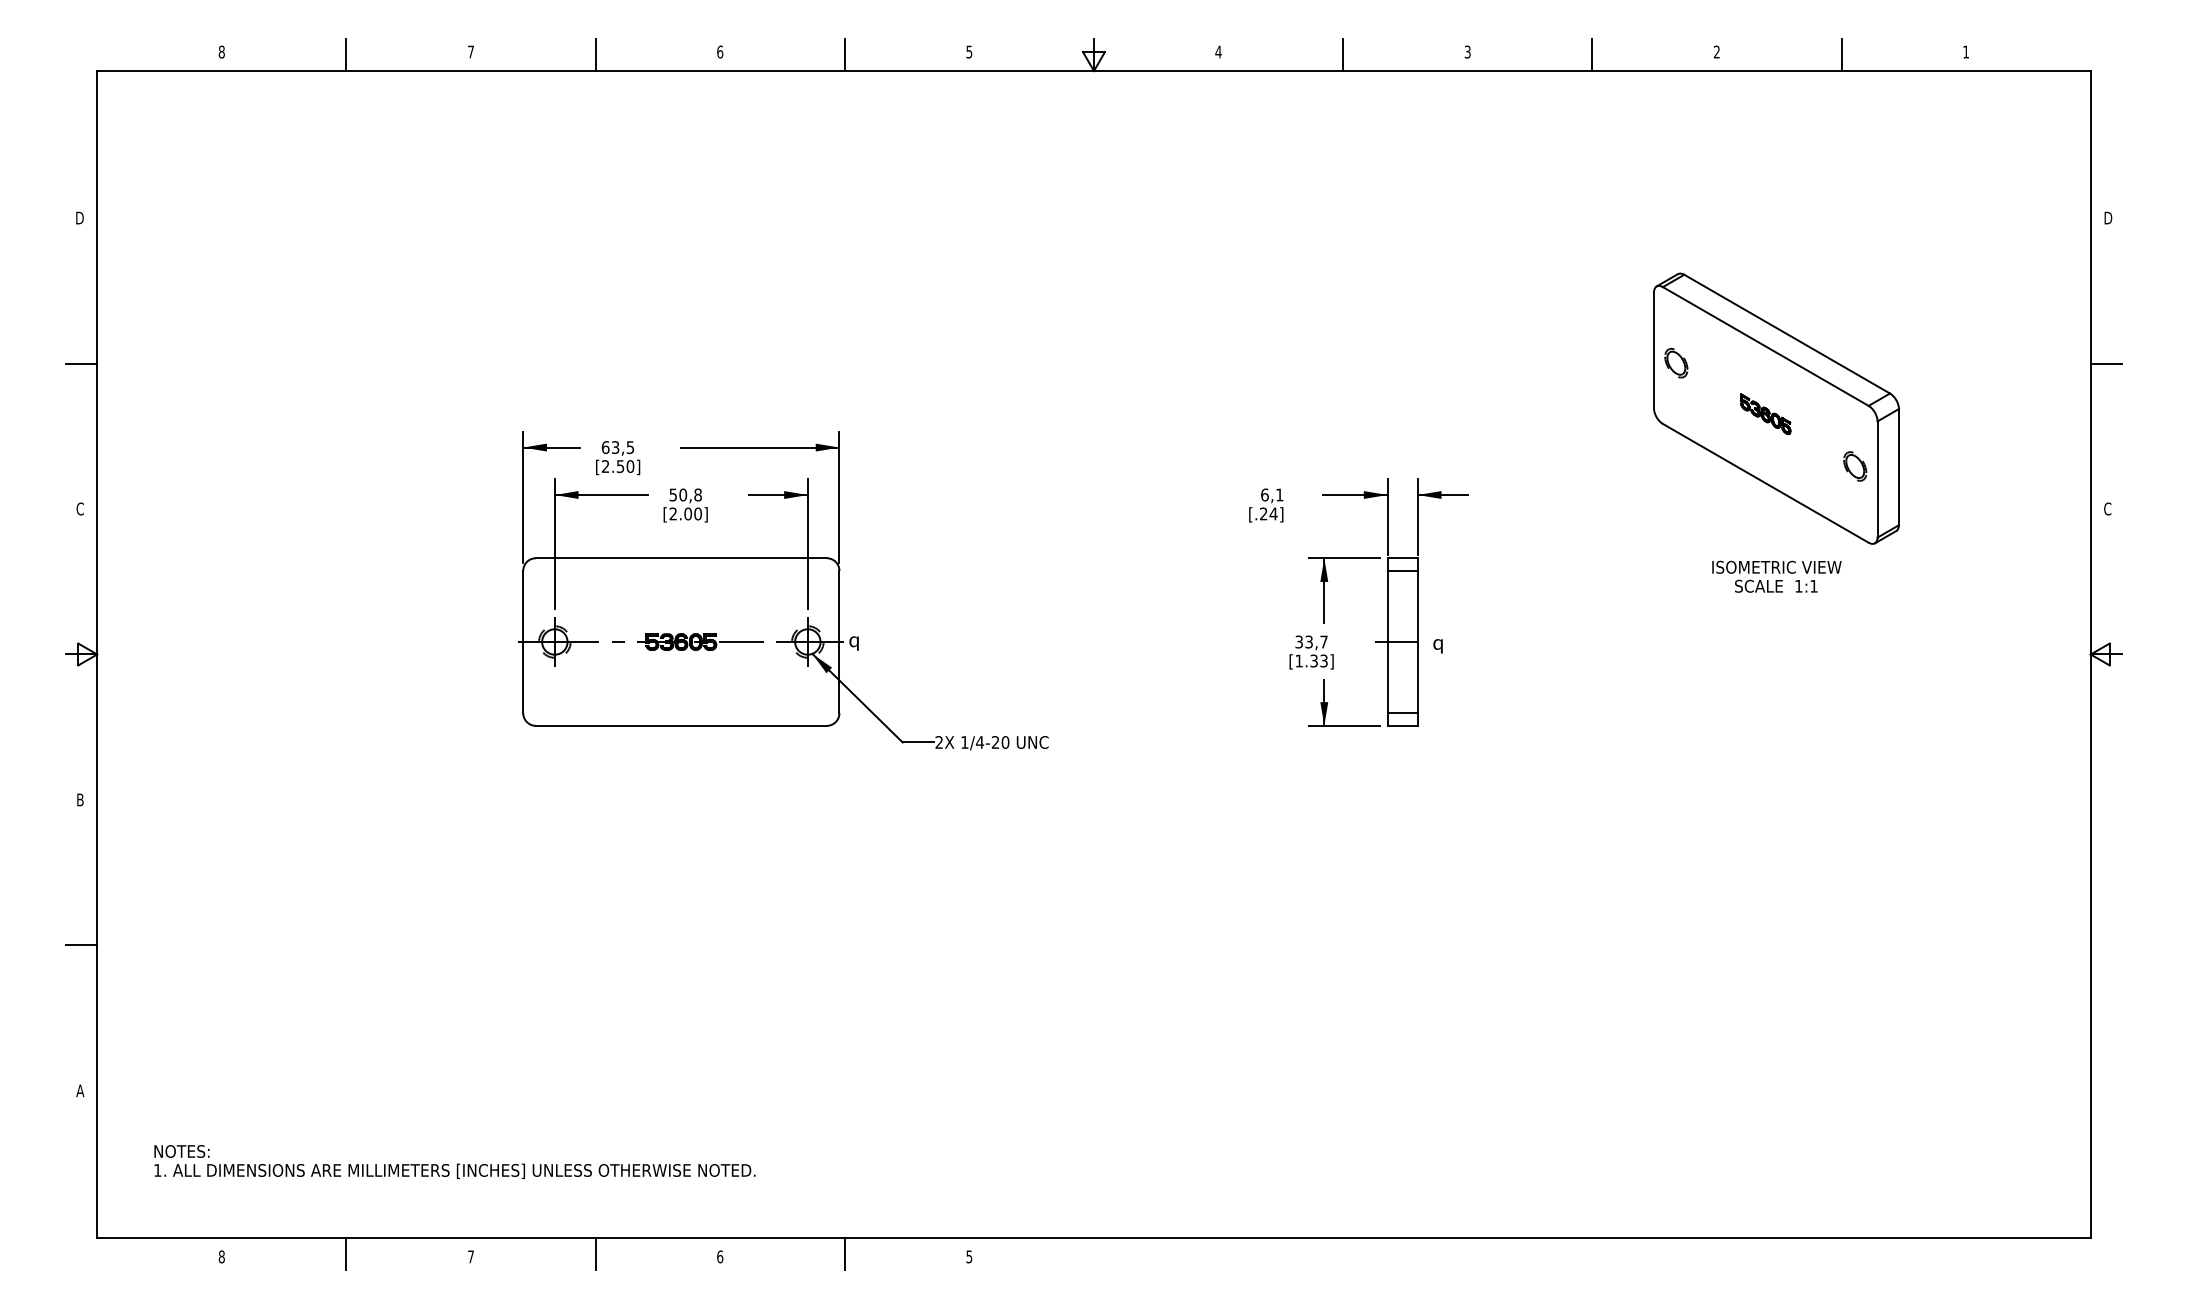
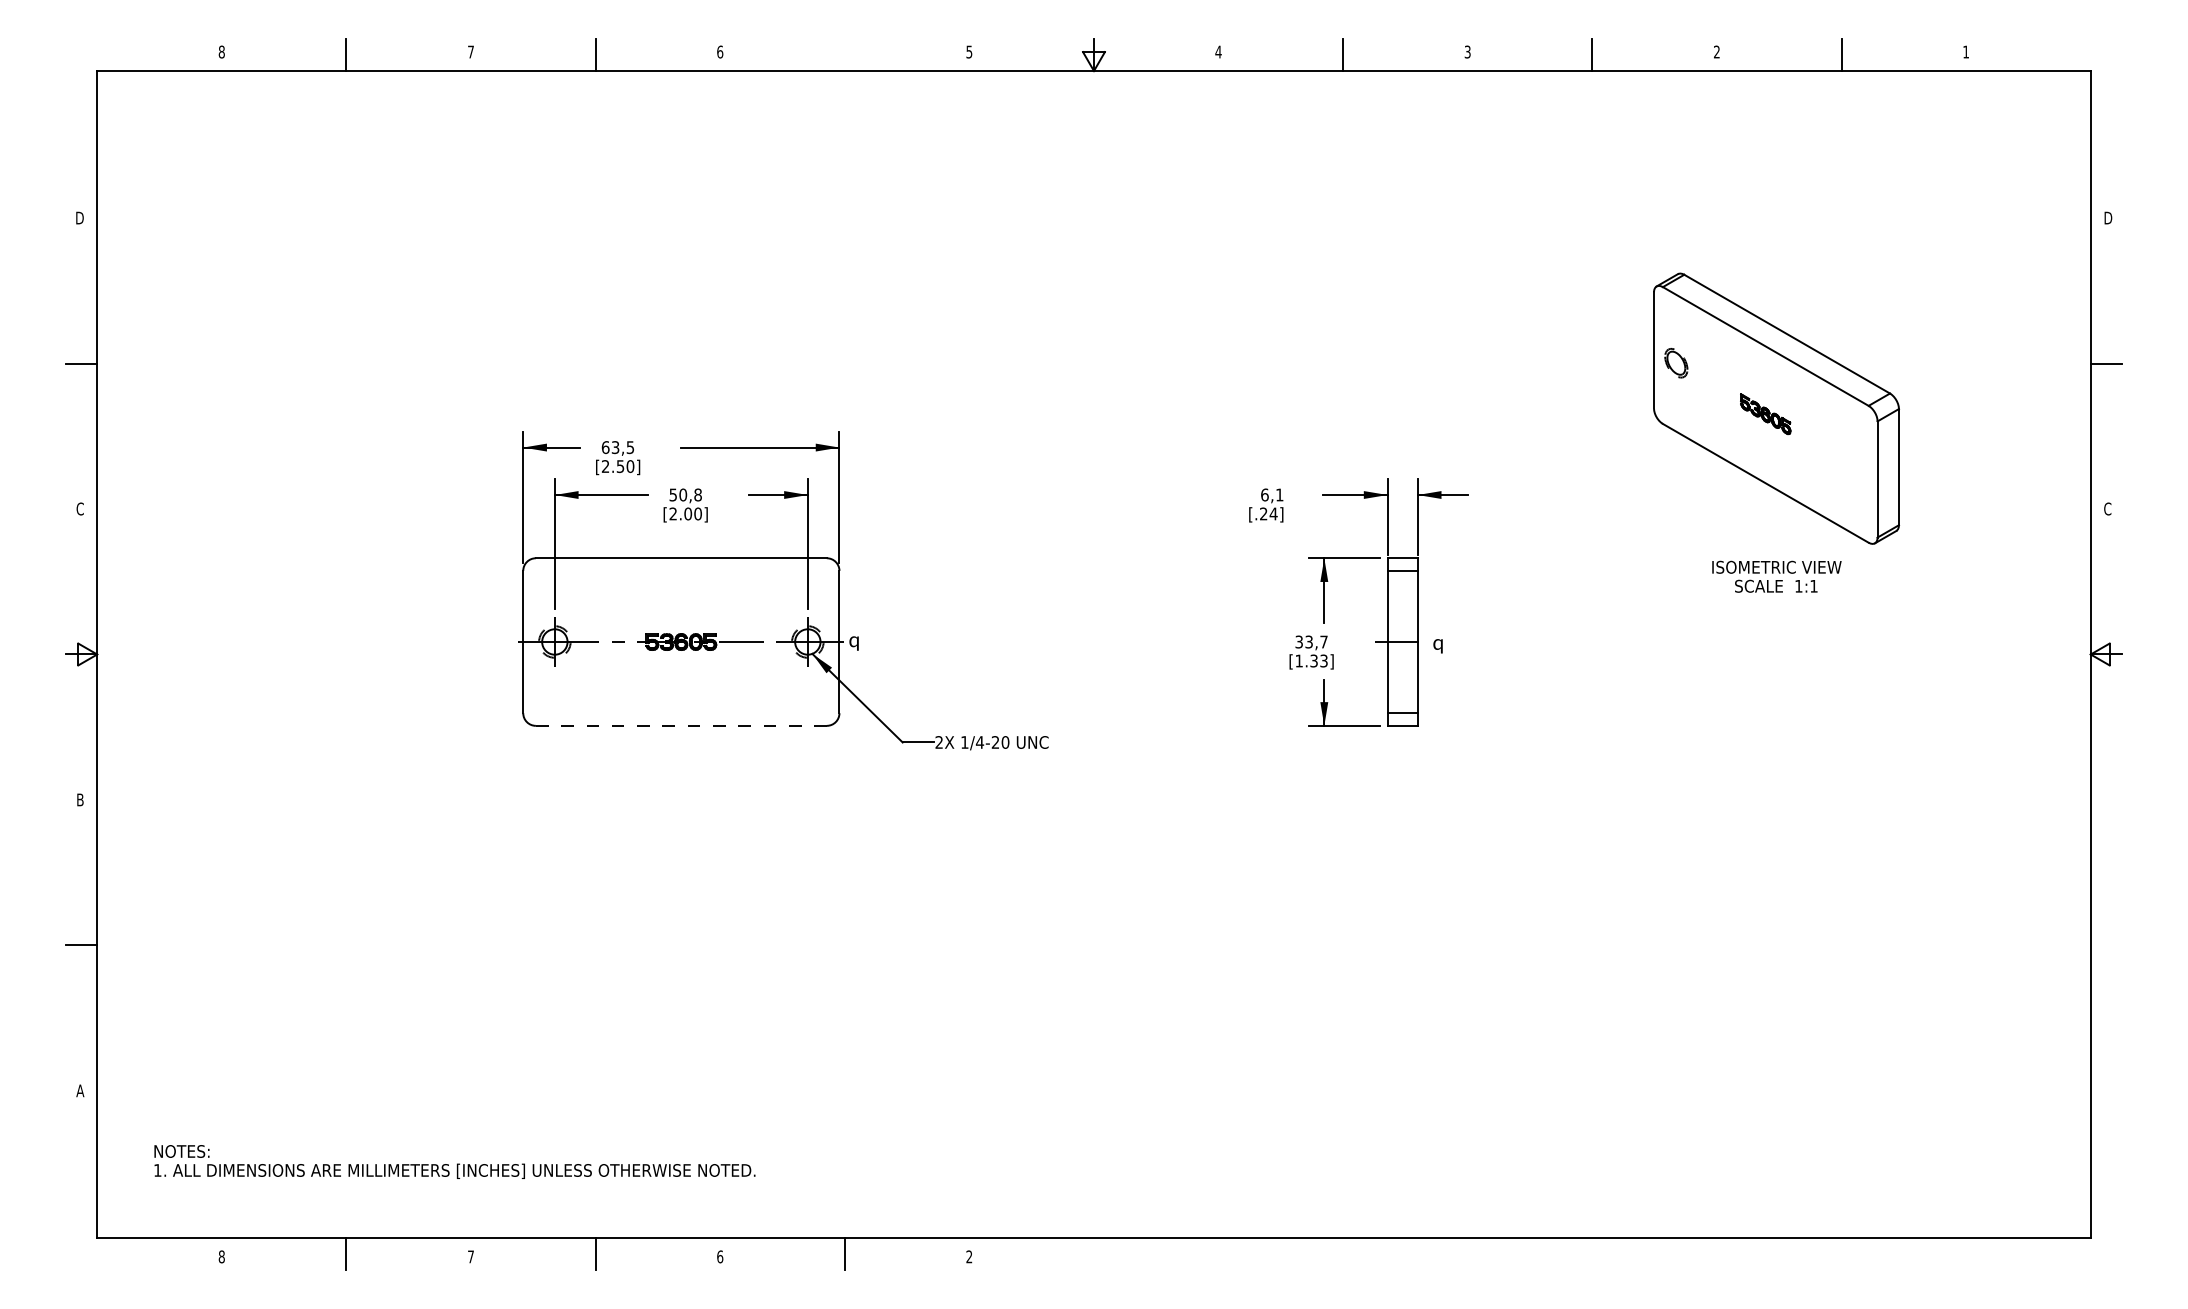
line: present -> none (844, 55)
part: present -> none (1855, 466)
line: solid -> dashed (681, 725)
text: 5 -> 2 (969, 1256)
